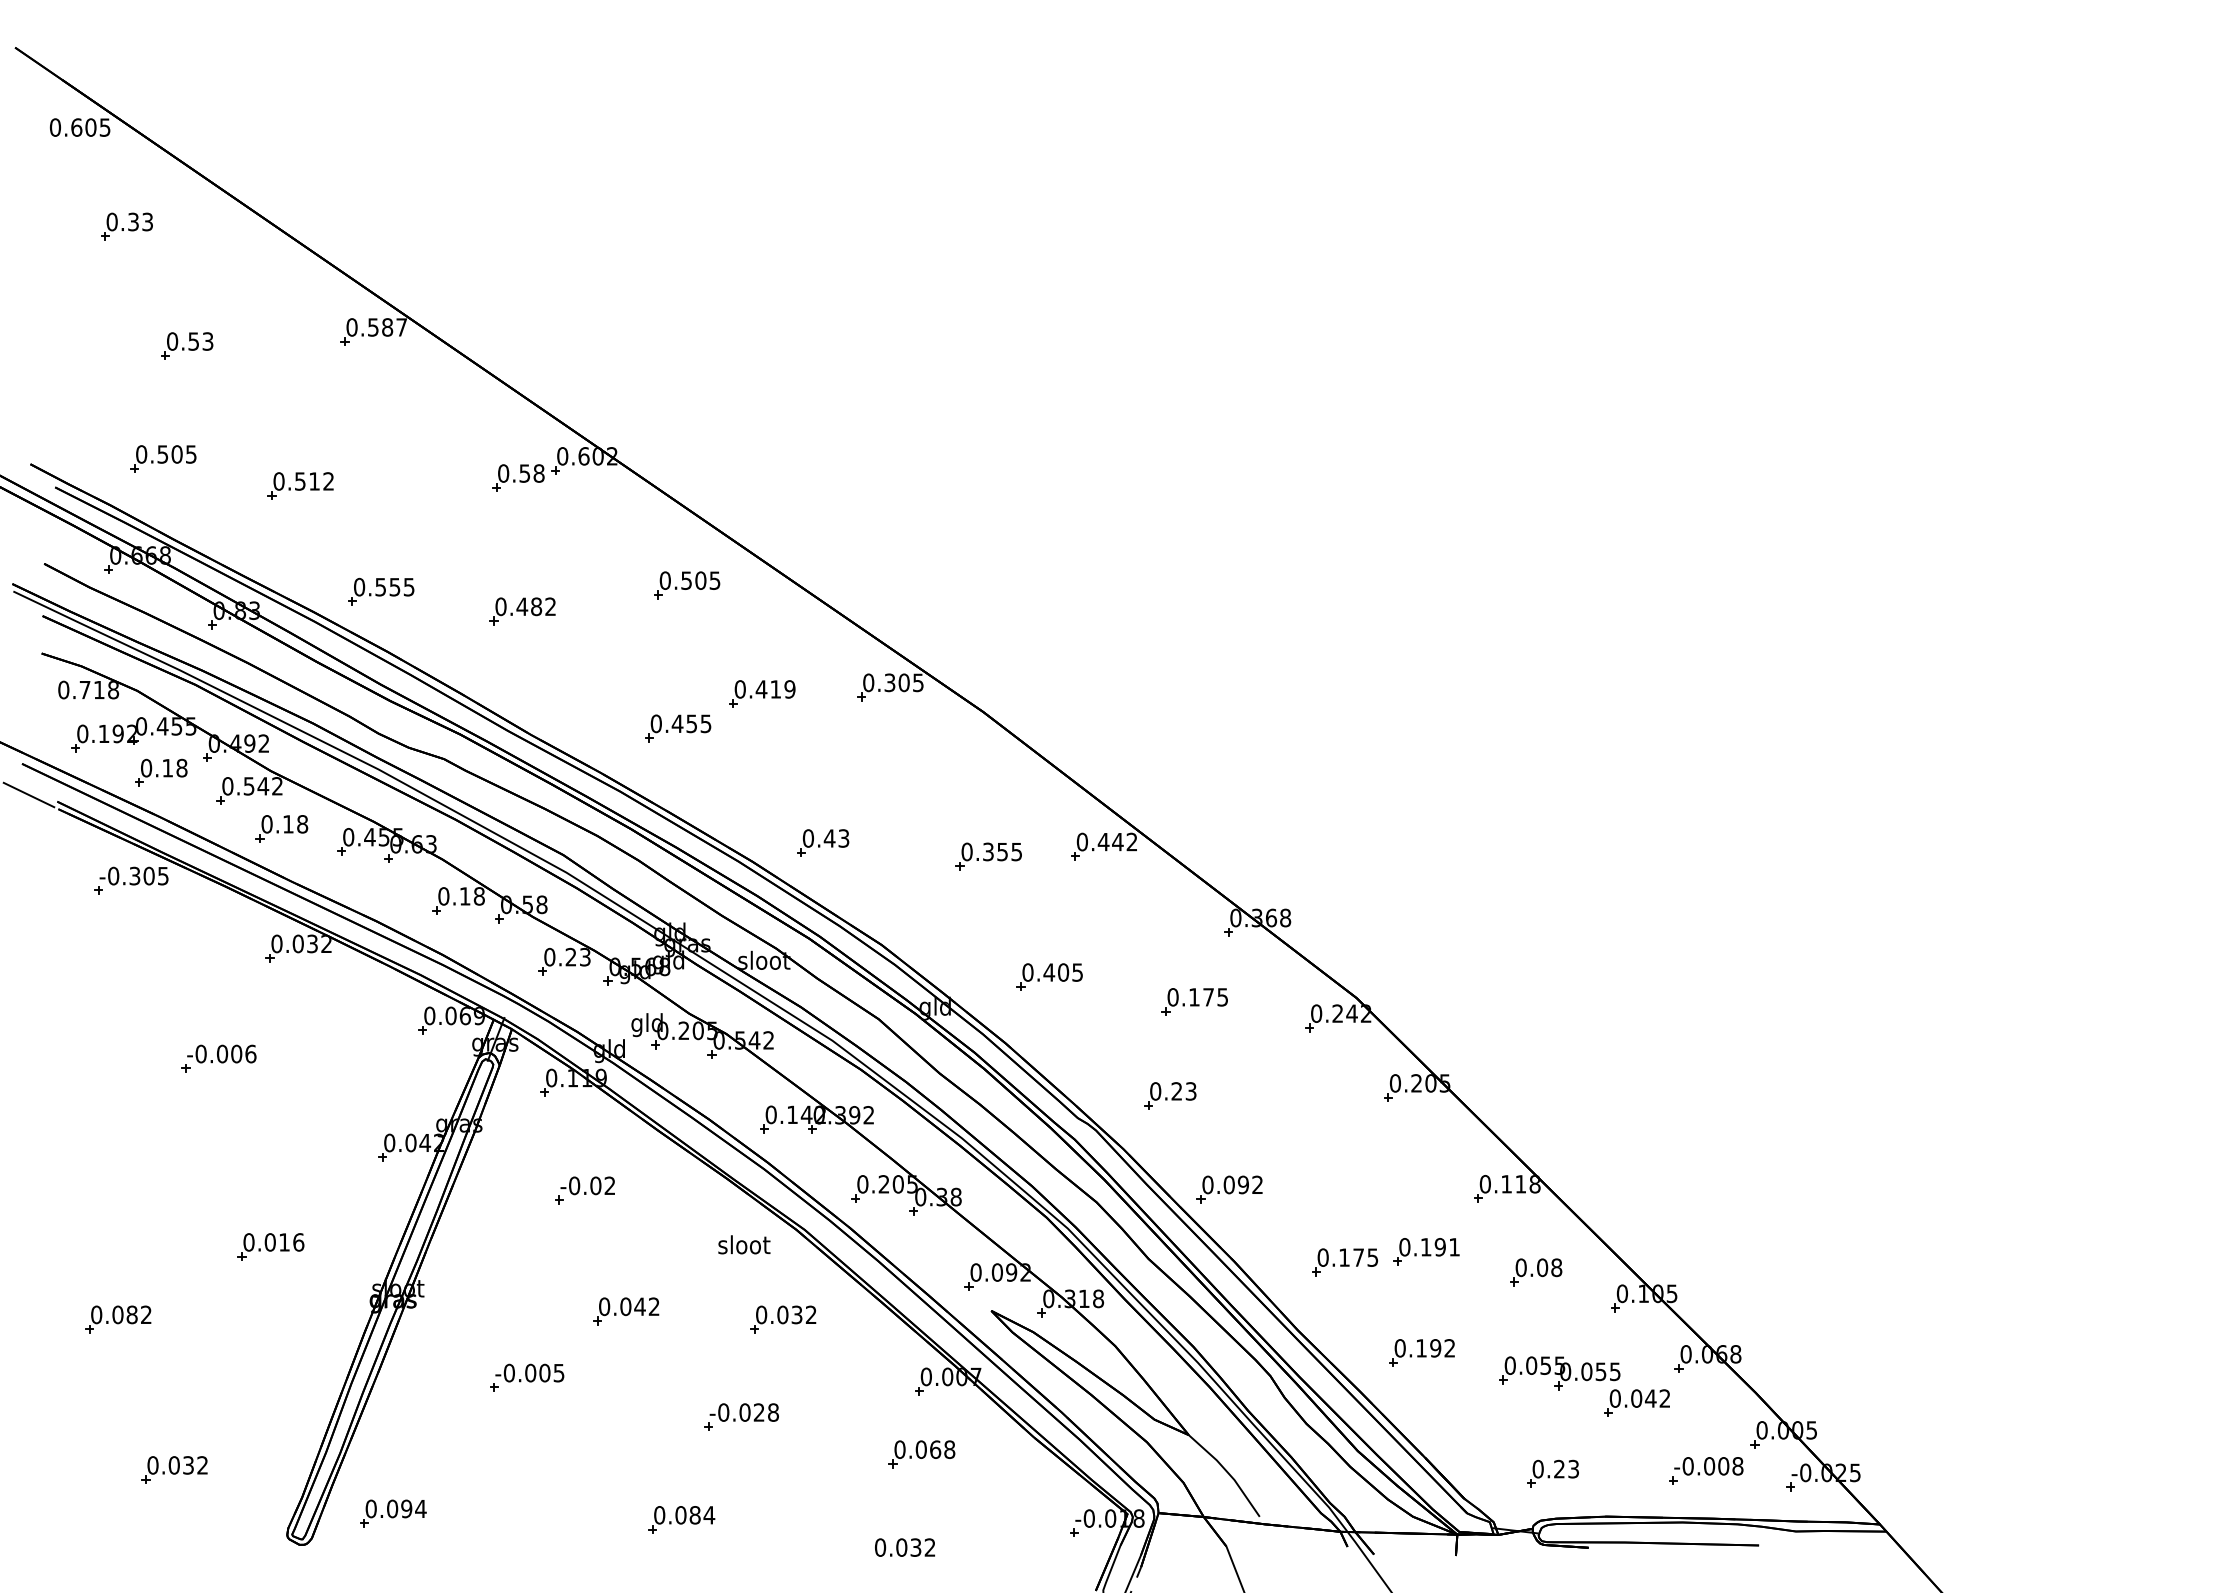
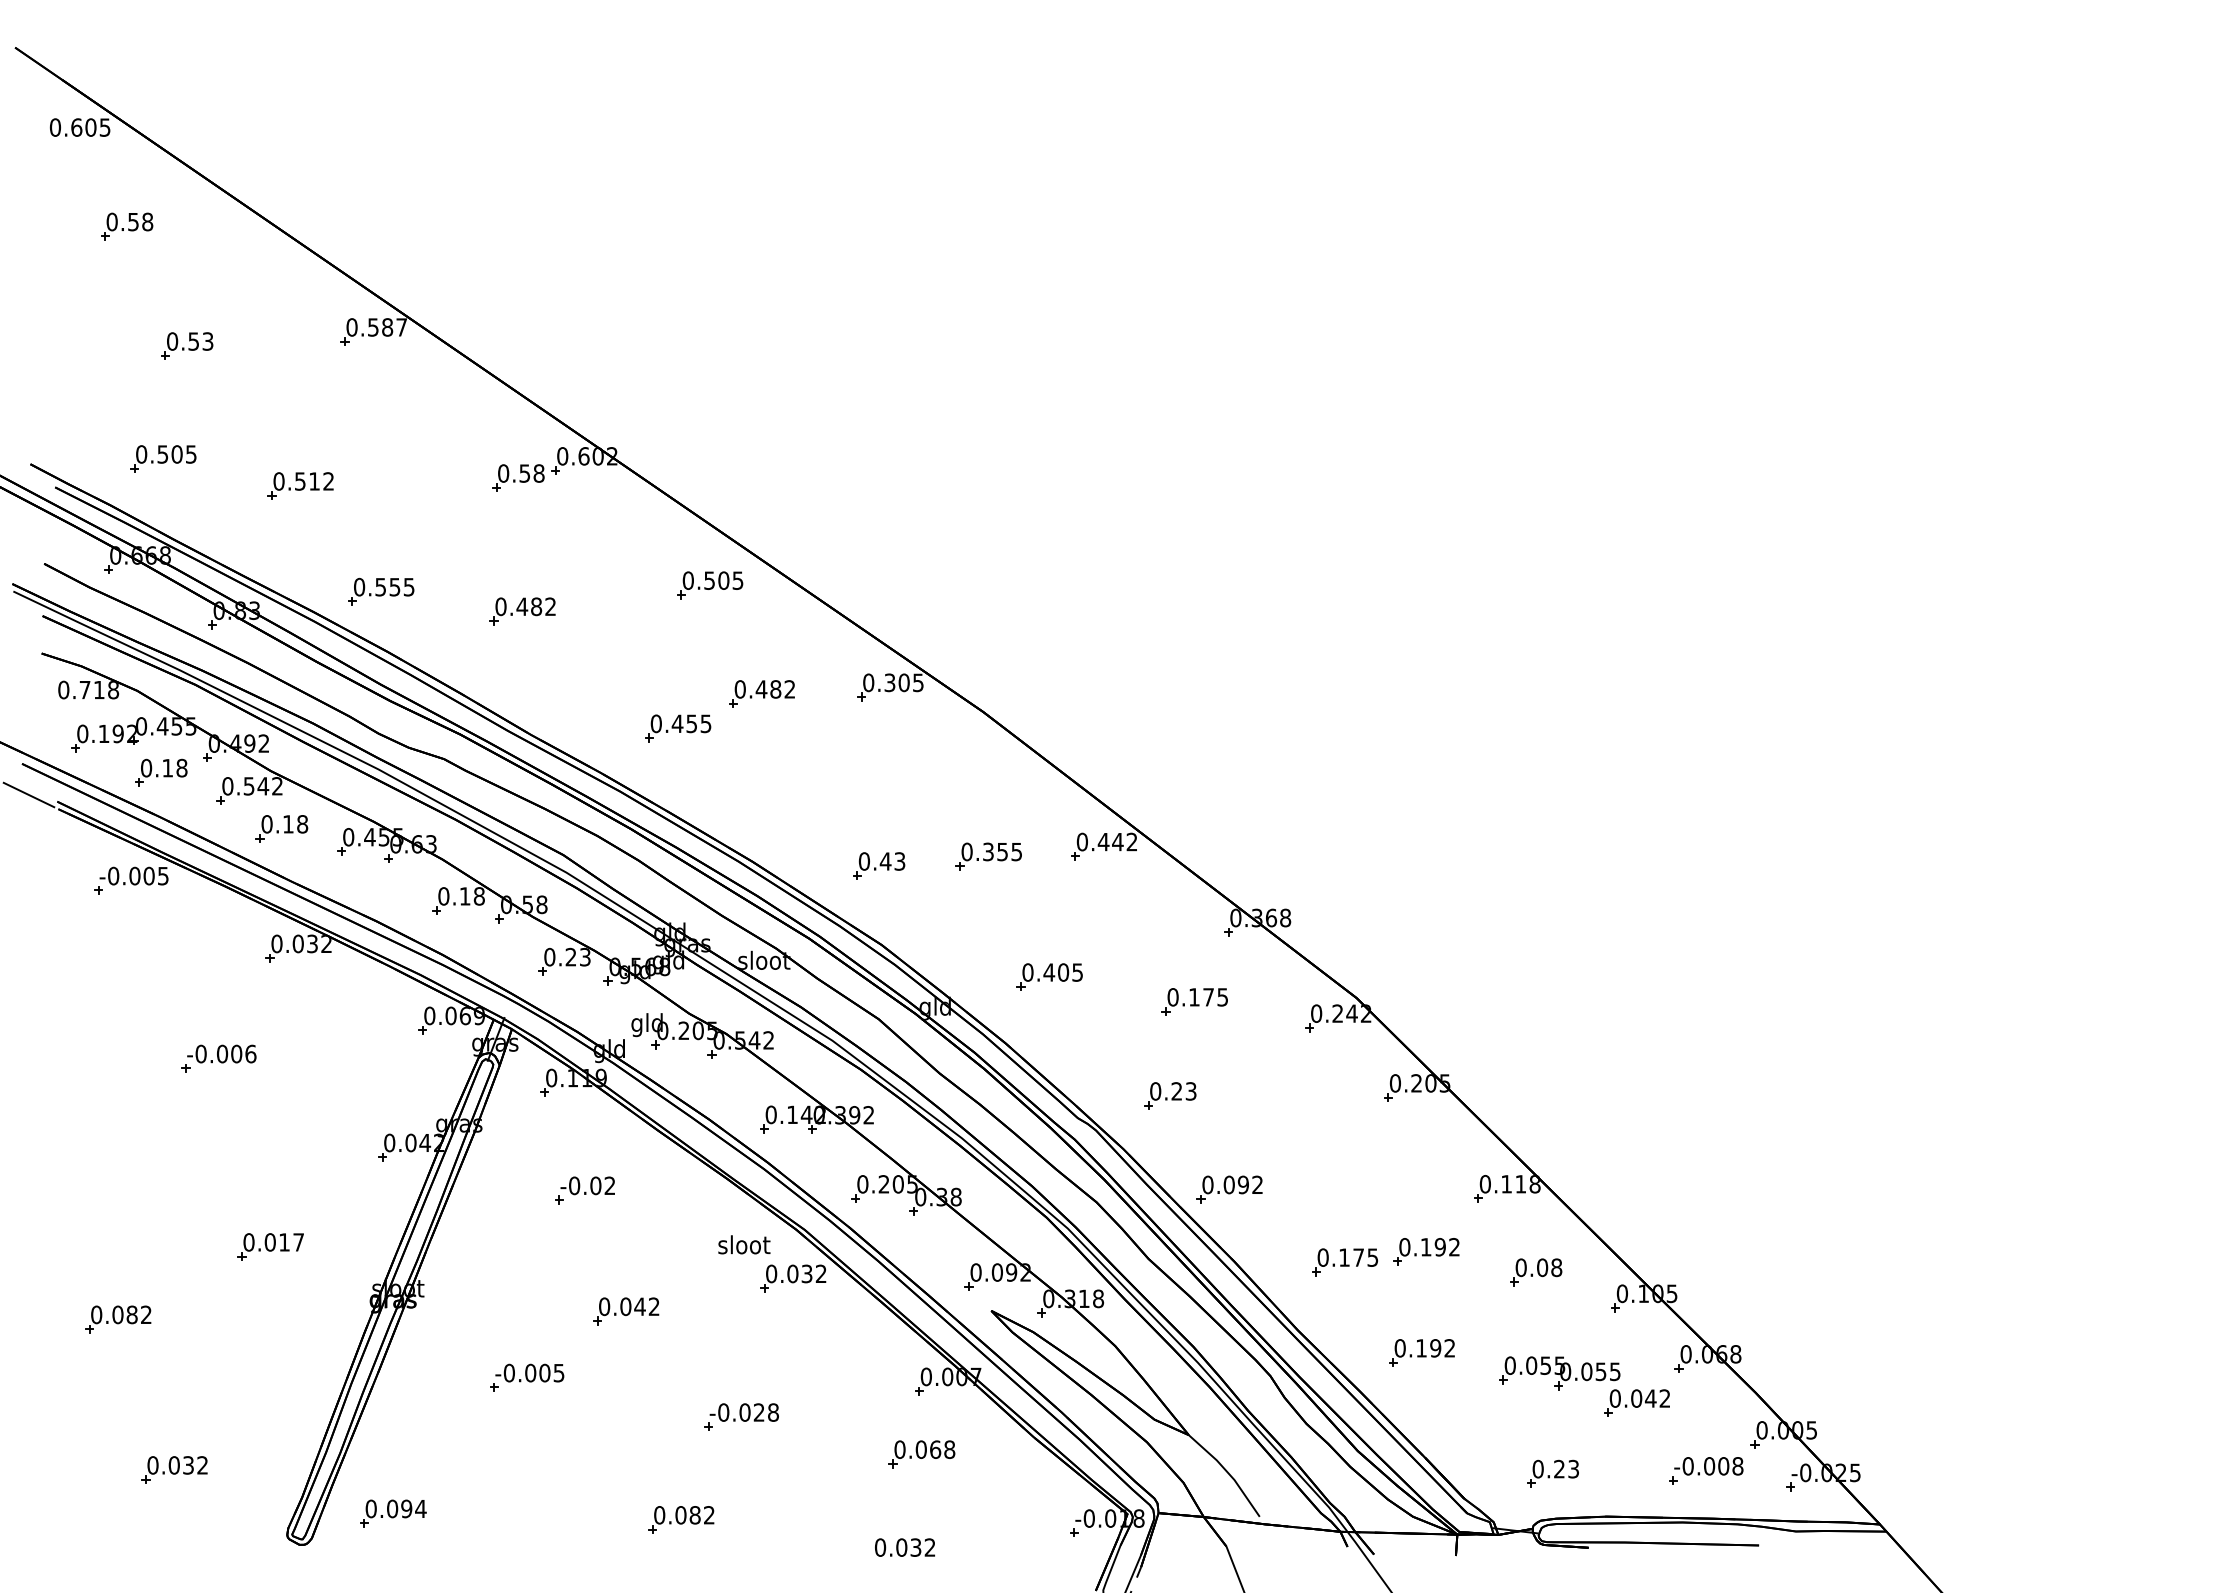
text: 0.33 -> 0.58 (140, 221)
part position: (687, 585) -> (710, 585) (710, 585)
text: 0.419 -> 0.482 (782, 689)
part position: (823, 842) -> (879, 865) (879, 865)
text: -0.305 -> -0.005 (134, 875)
text: 0.016 -> 0.017 (298, 1242)
text: 0.191 -> 0.192 (1454, 1247)
part position: (783, 1319) -> (793, 1278) (793, 1278)
text: 0.084 -> 0.082 (709, 1515)
